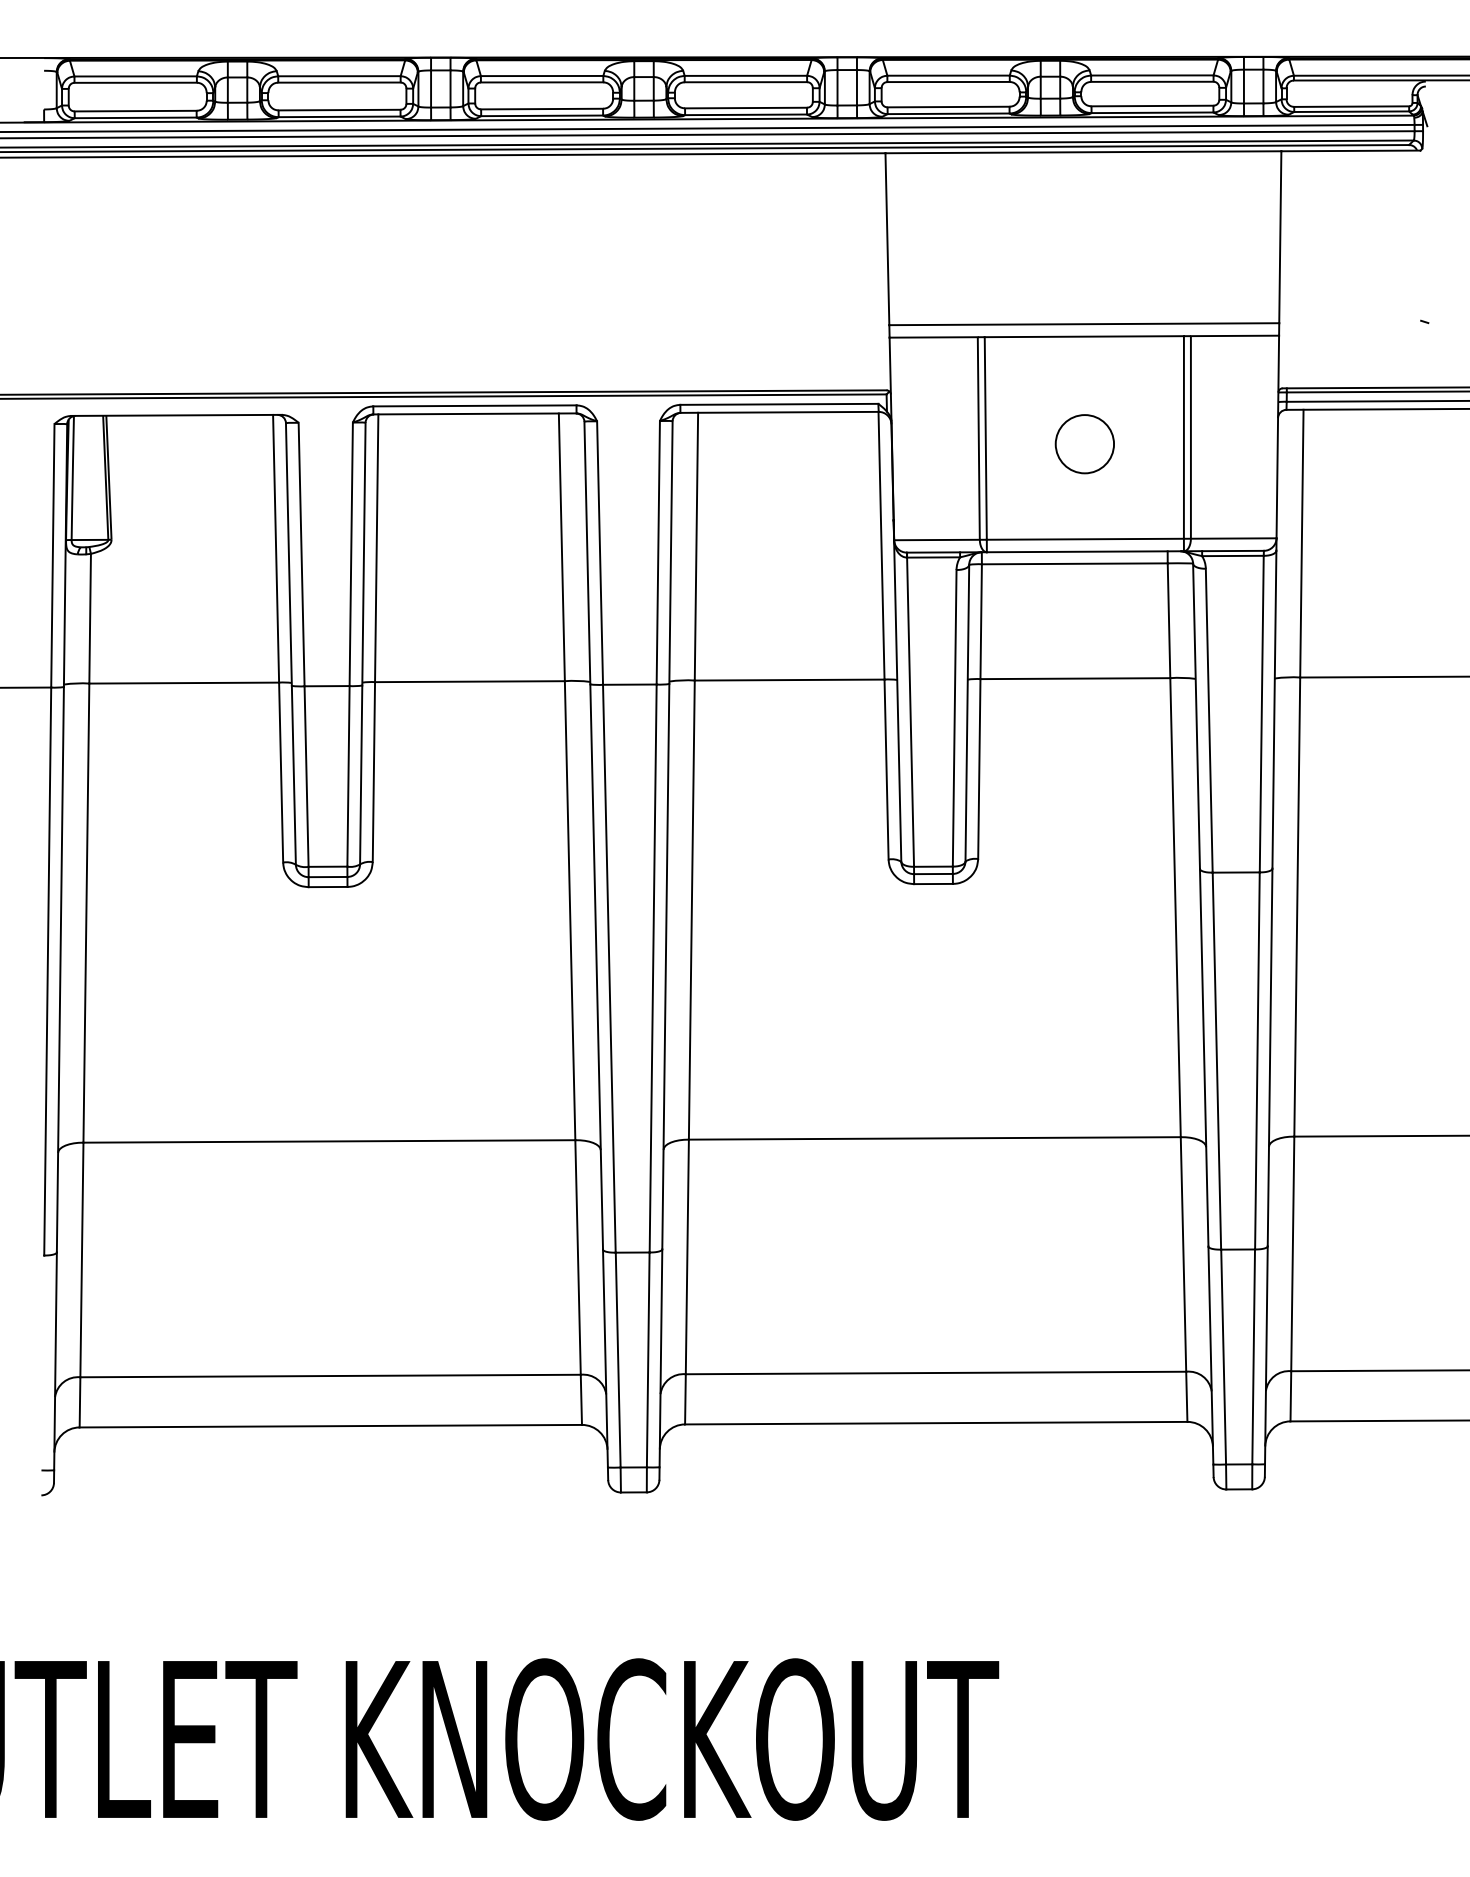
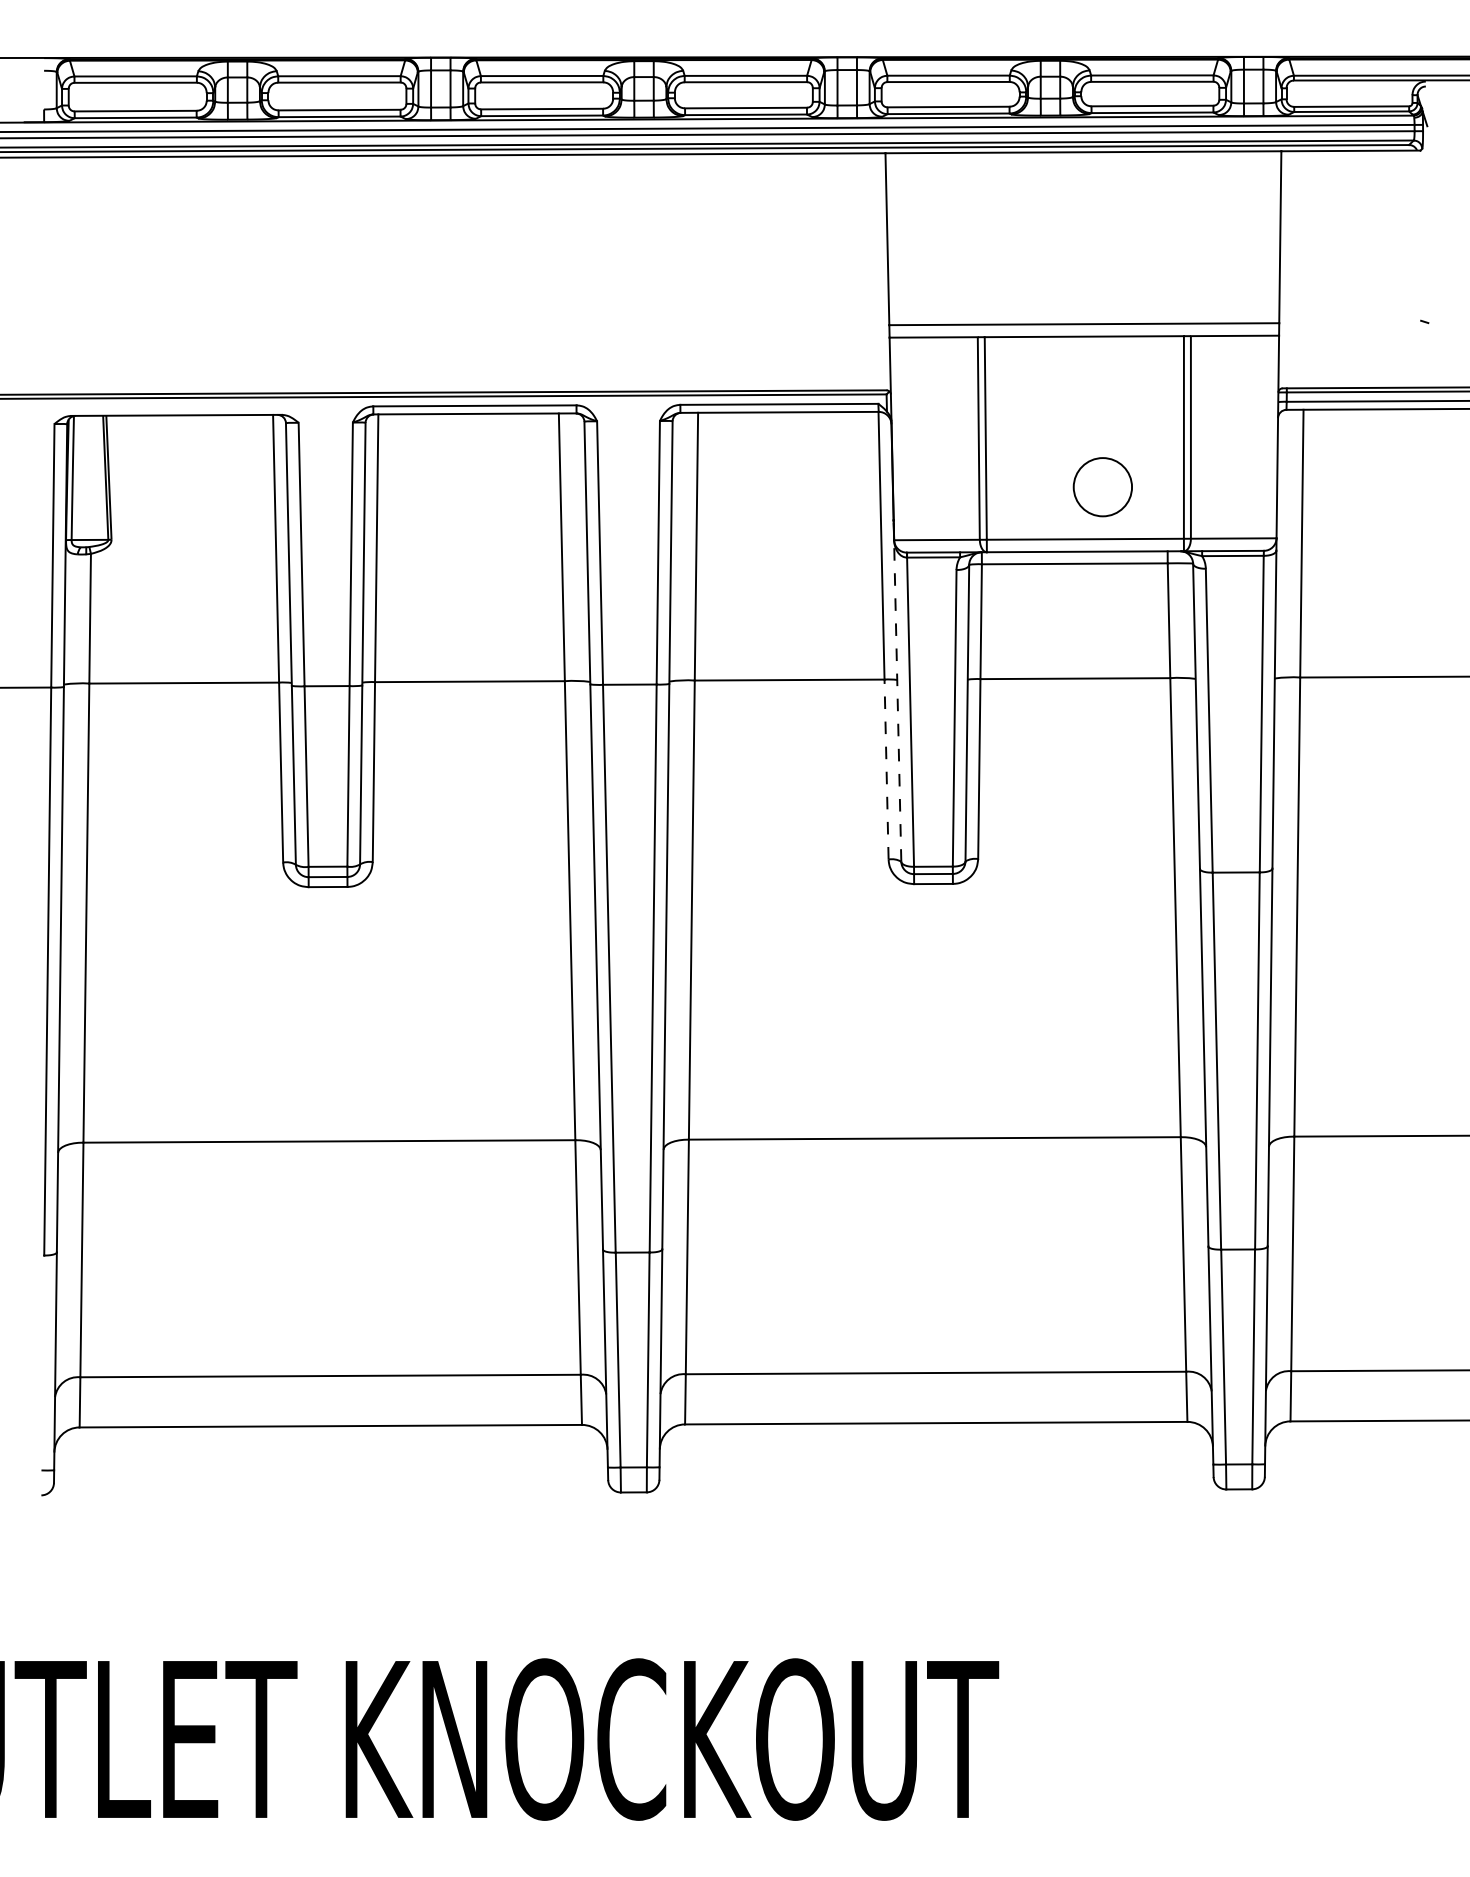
circle position: (1084, 444) -> (1102, 487) (1102, 487)
line: solid -> dashed (897, 691)
line: solid -> dashed (886, 769)
